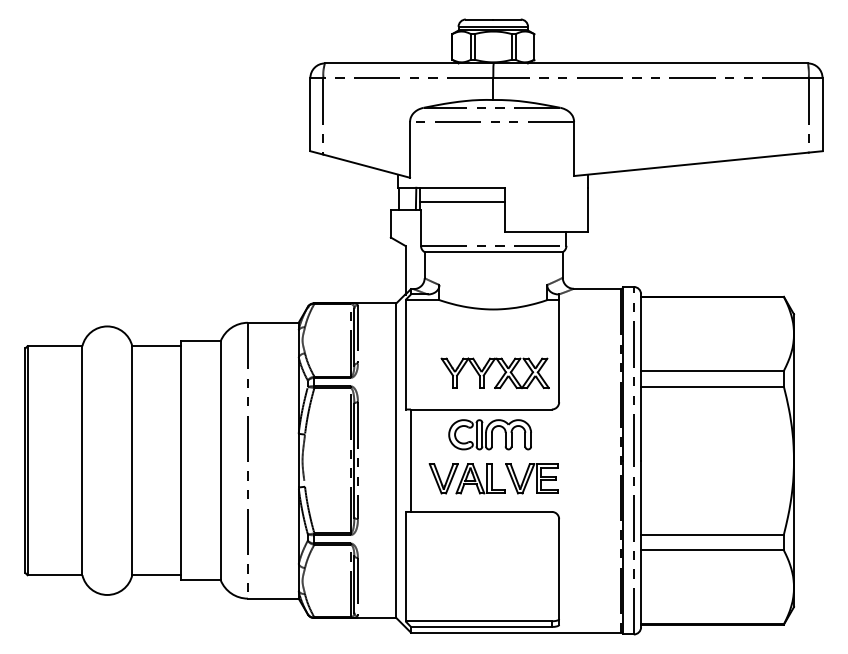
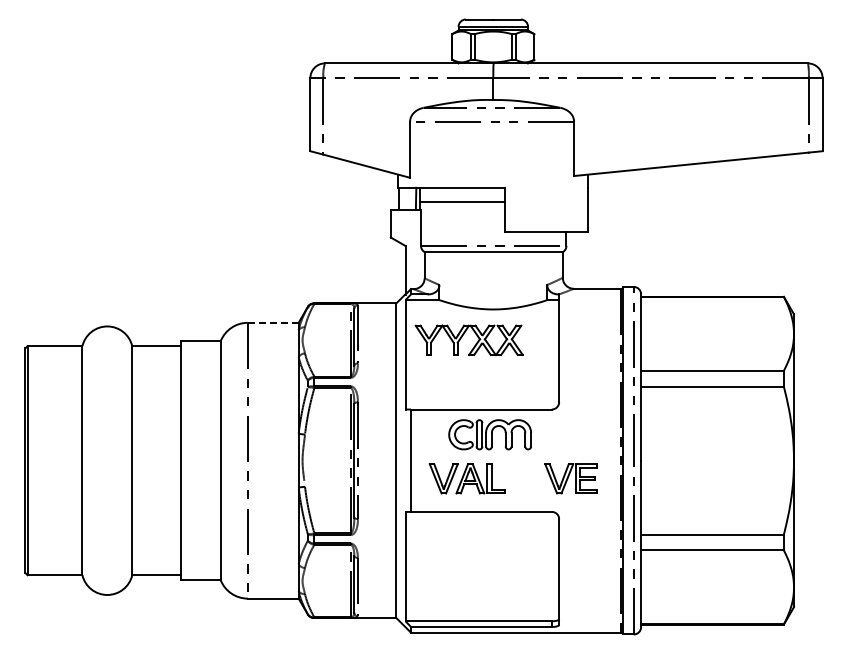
line: solid -> dashed (272, 322)
part position: (488, 370) -> (462, 337) (462, 337)
part position: (531, 478) -> (570, 478) (570, 478)
